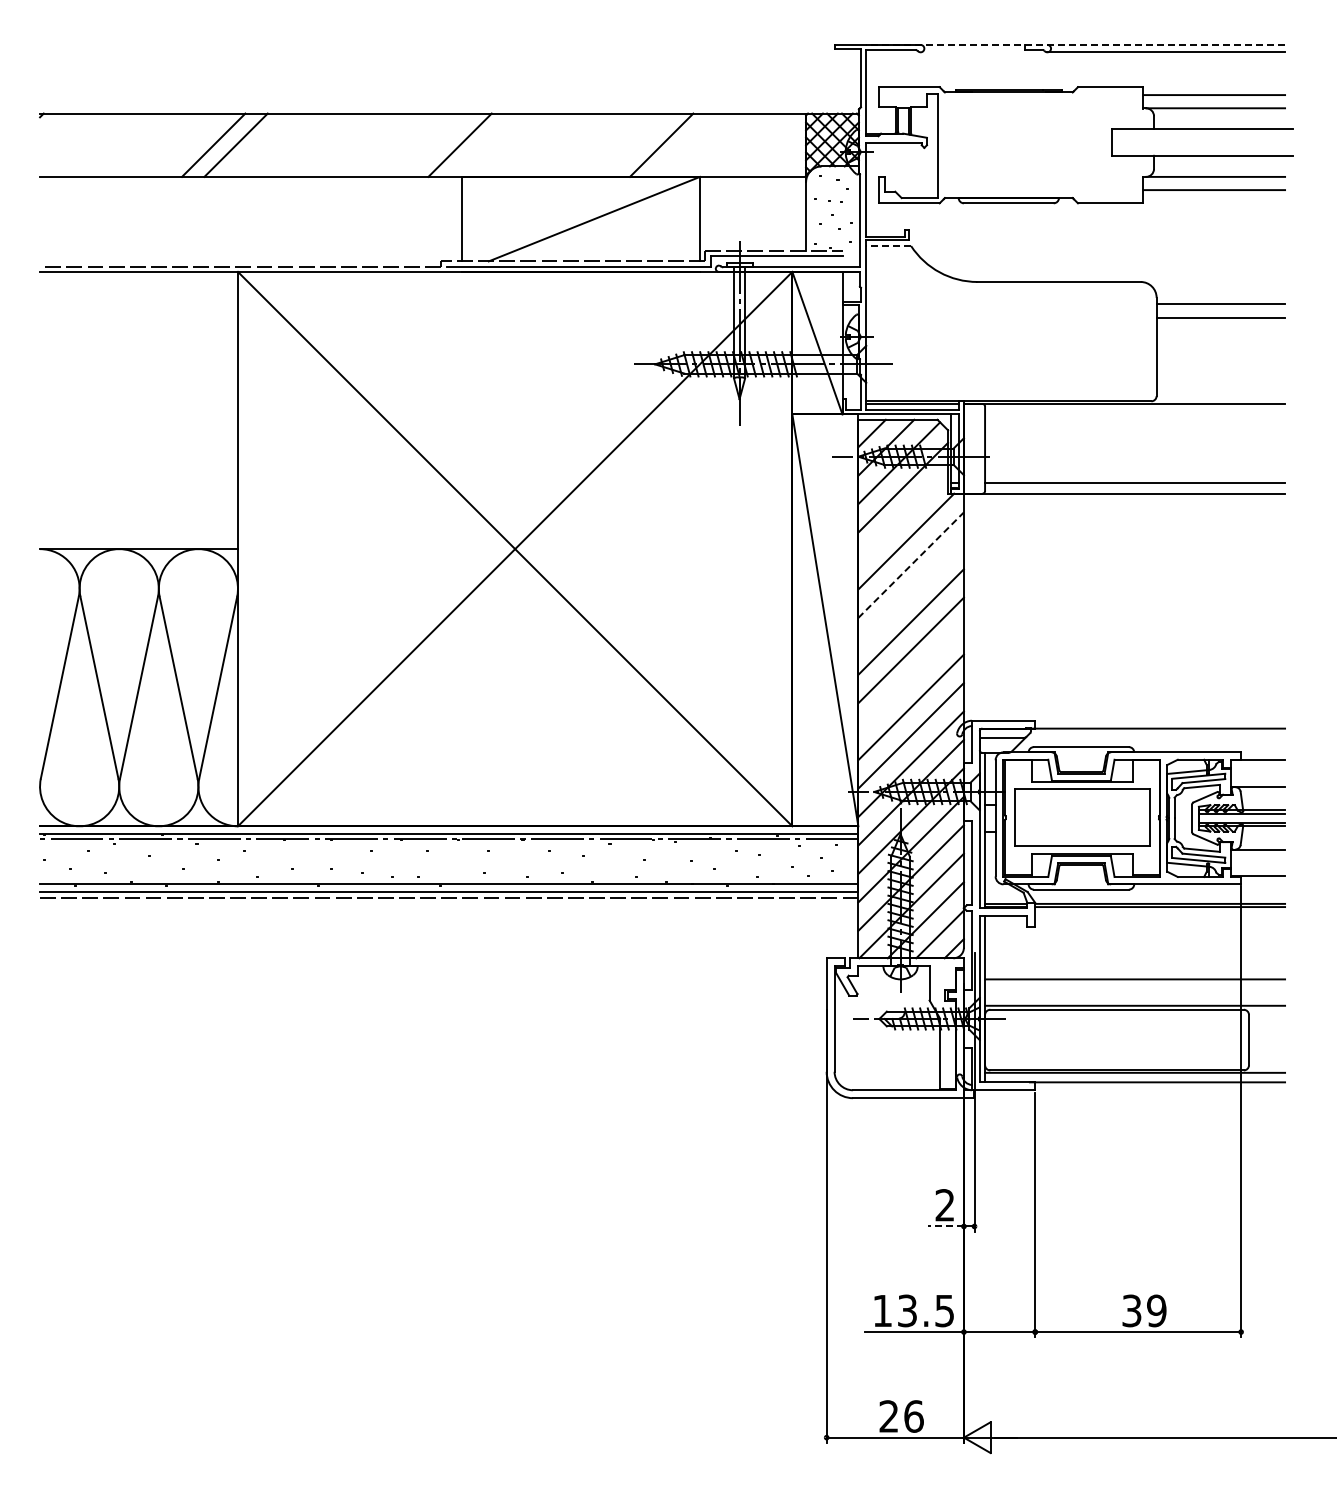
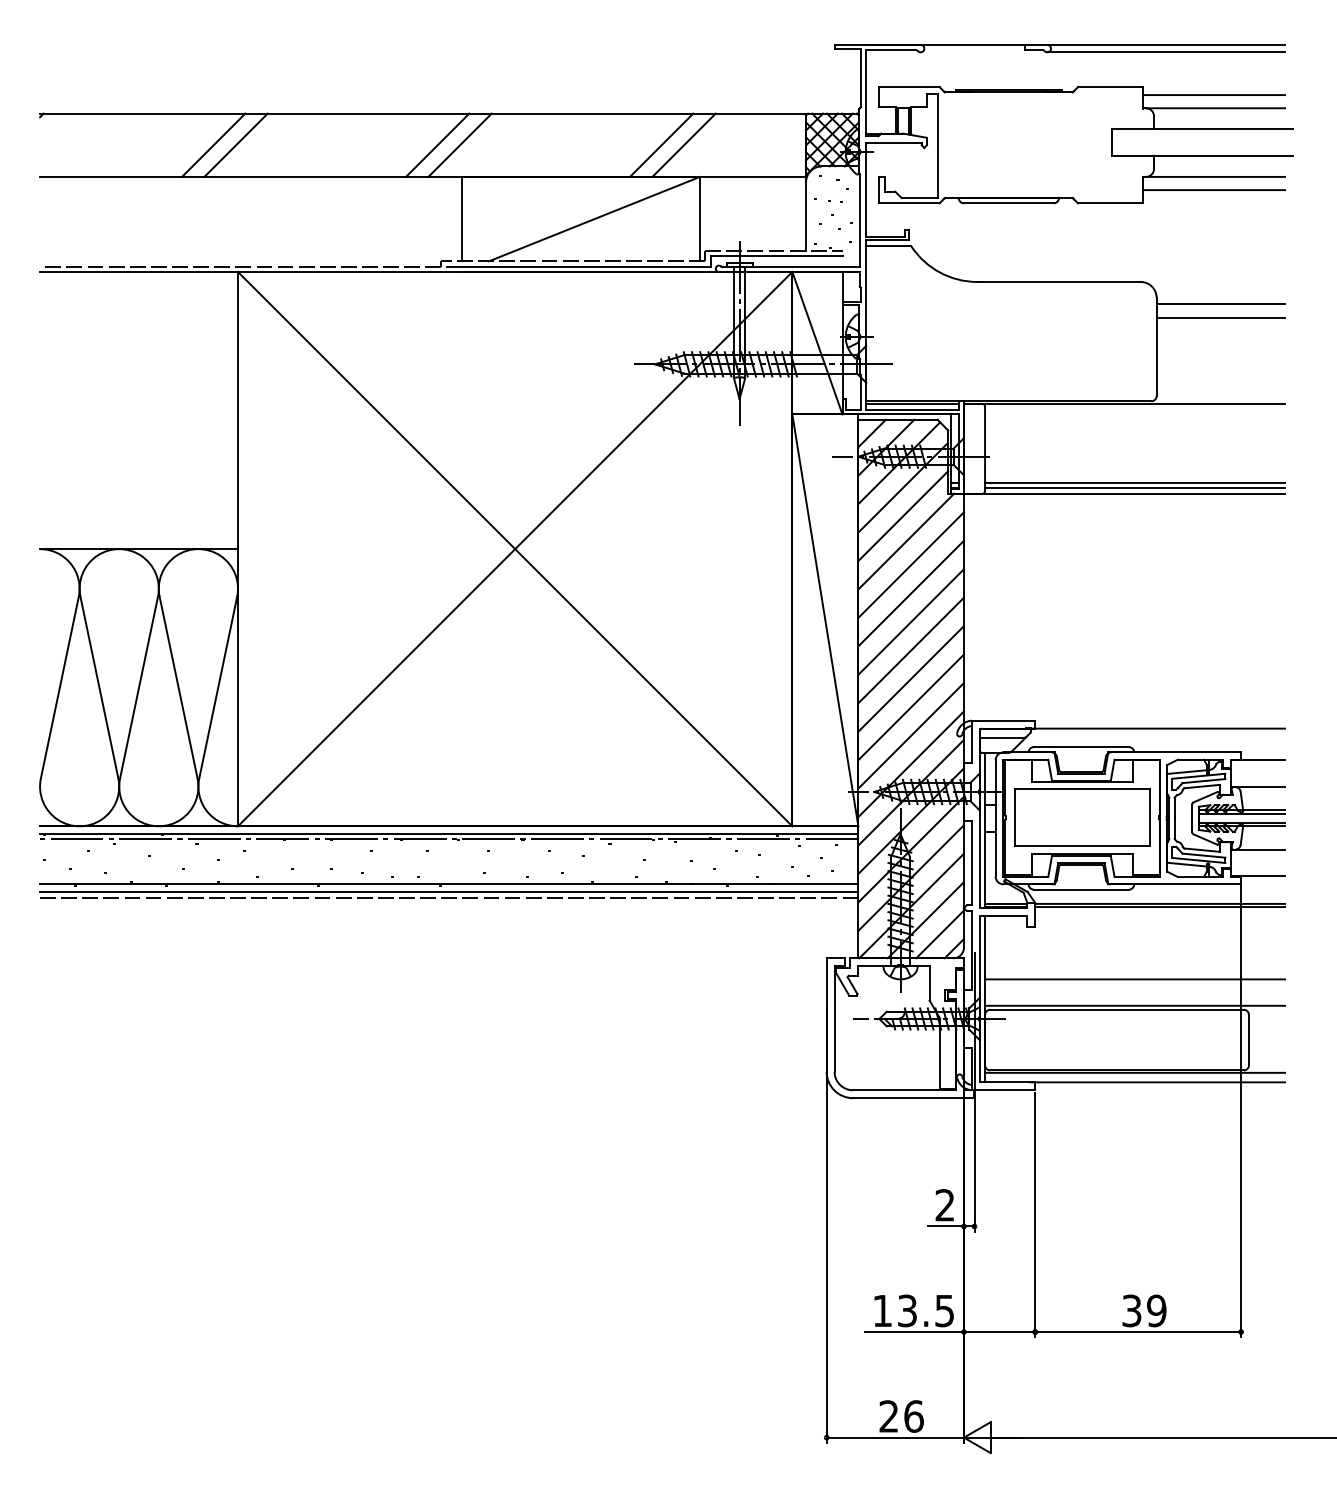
line: dashed -> solid (1075, 44)
line: none -> present (437, 144)
line: none -> present (683, 144)
line: dashed -> solid (888, 246)
line: none -> present (1135, 488)
line: none -> present (903, 516)
line: dashed -> solid (911, 565)
line: none -> present (910, 593)
line: none -> present (910, 678)
line: dashed -> solid (945, 1226)
